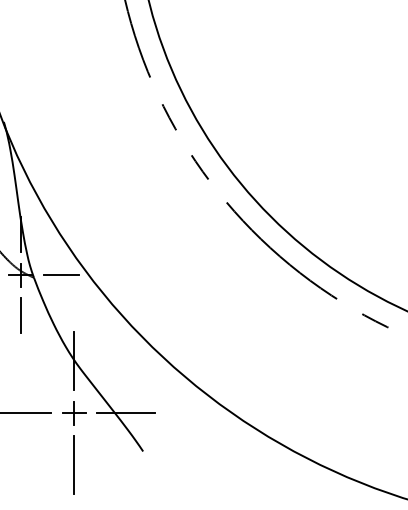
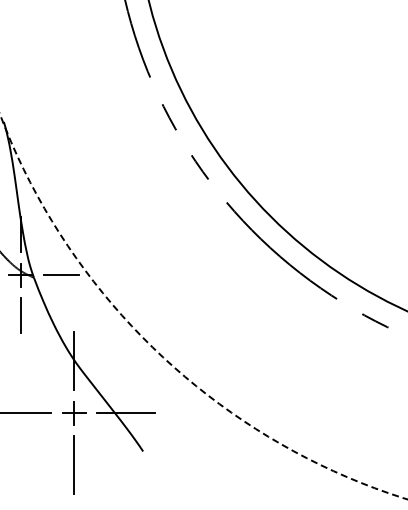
arc: solid -> dashed (160, 354)
